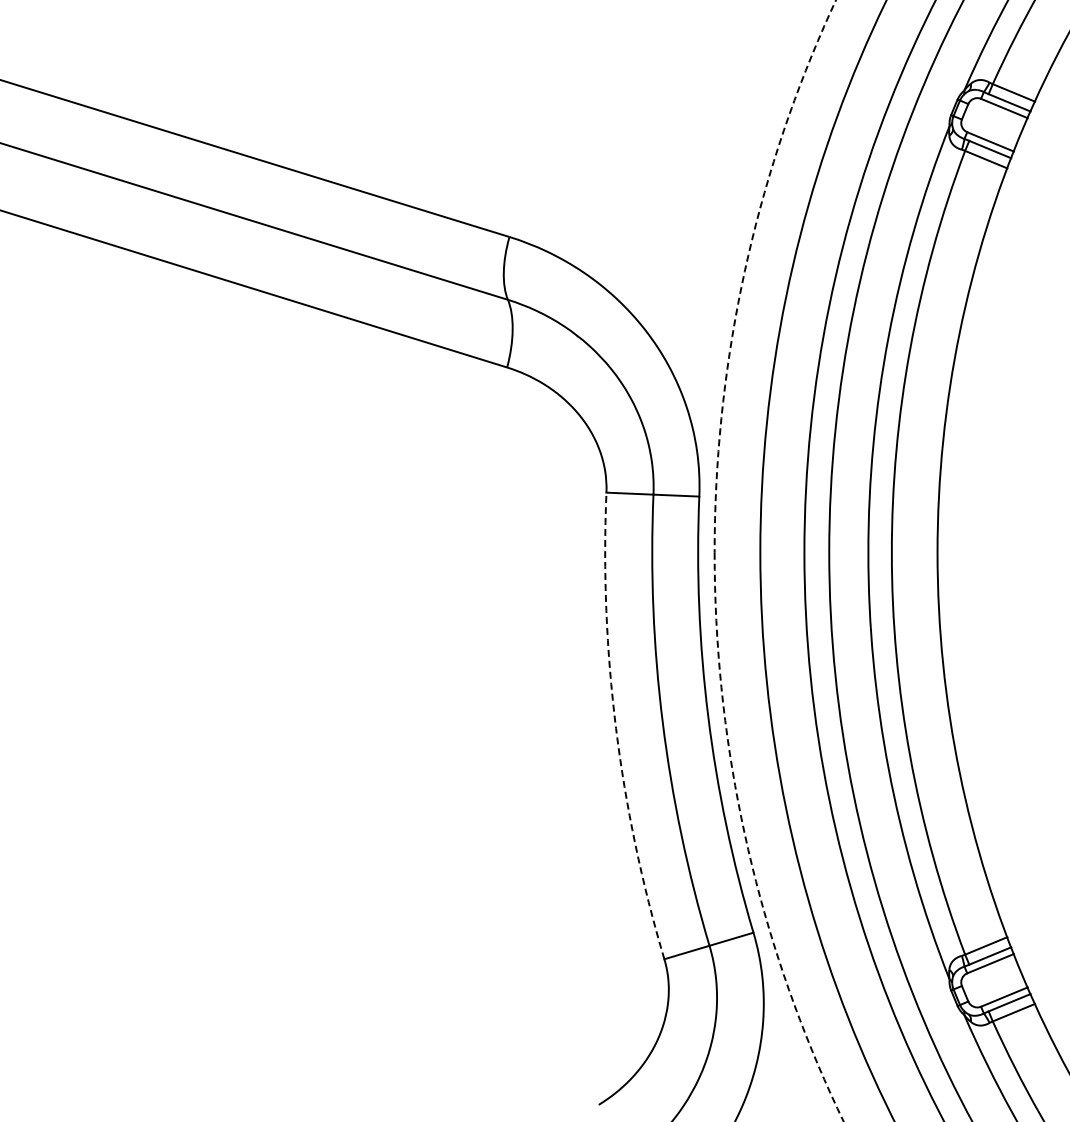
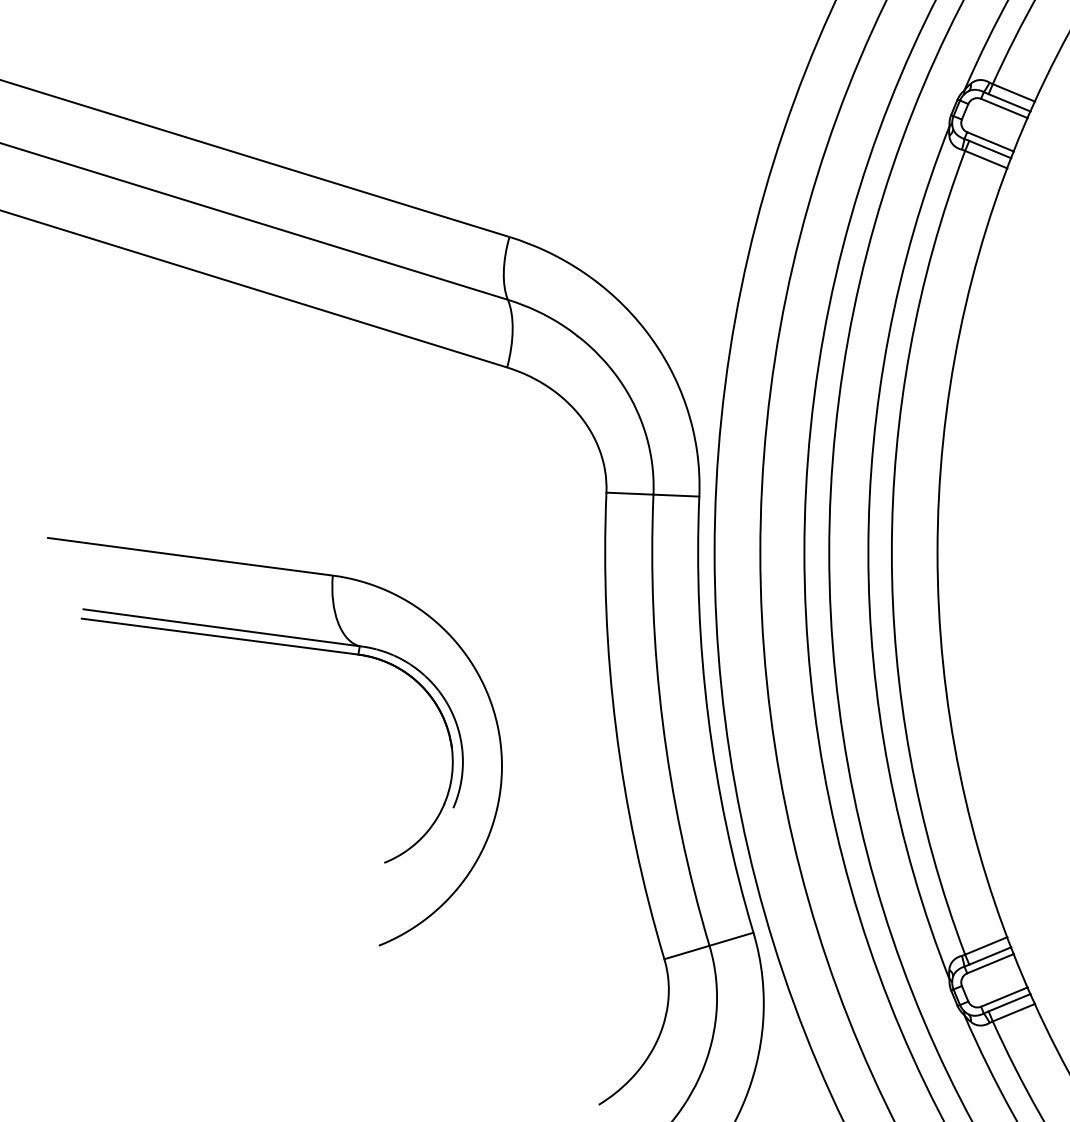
circle: dashed -> solid (778, 560)
part: none -> present (286, 646)
arc: dashed -> solid (616, 728)
